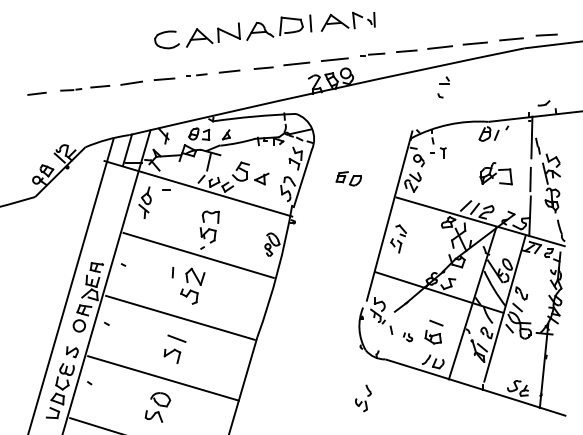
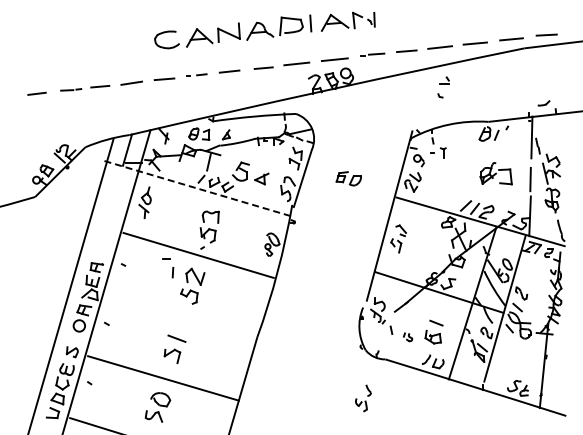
line: solid -> dashed (198, 188)
line position: (166, 189) -> (166, 258) (166, 258)
line: present -> none (180, 317)
